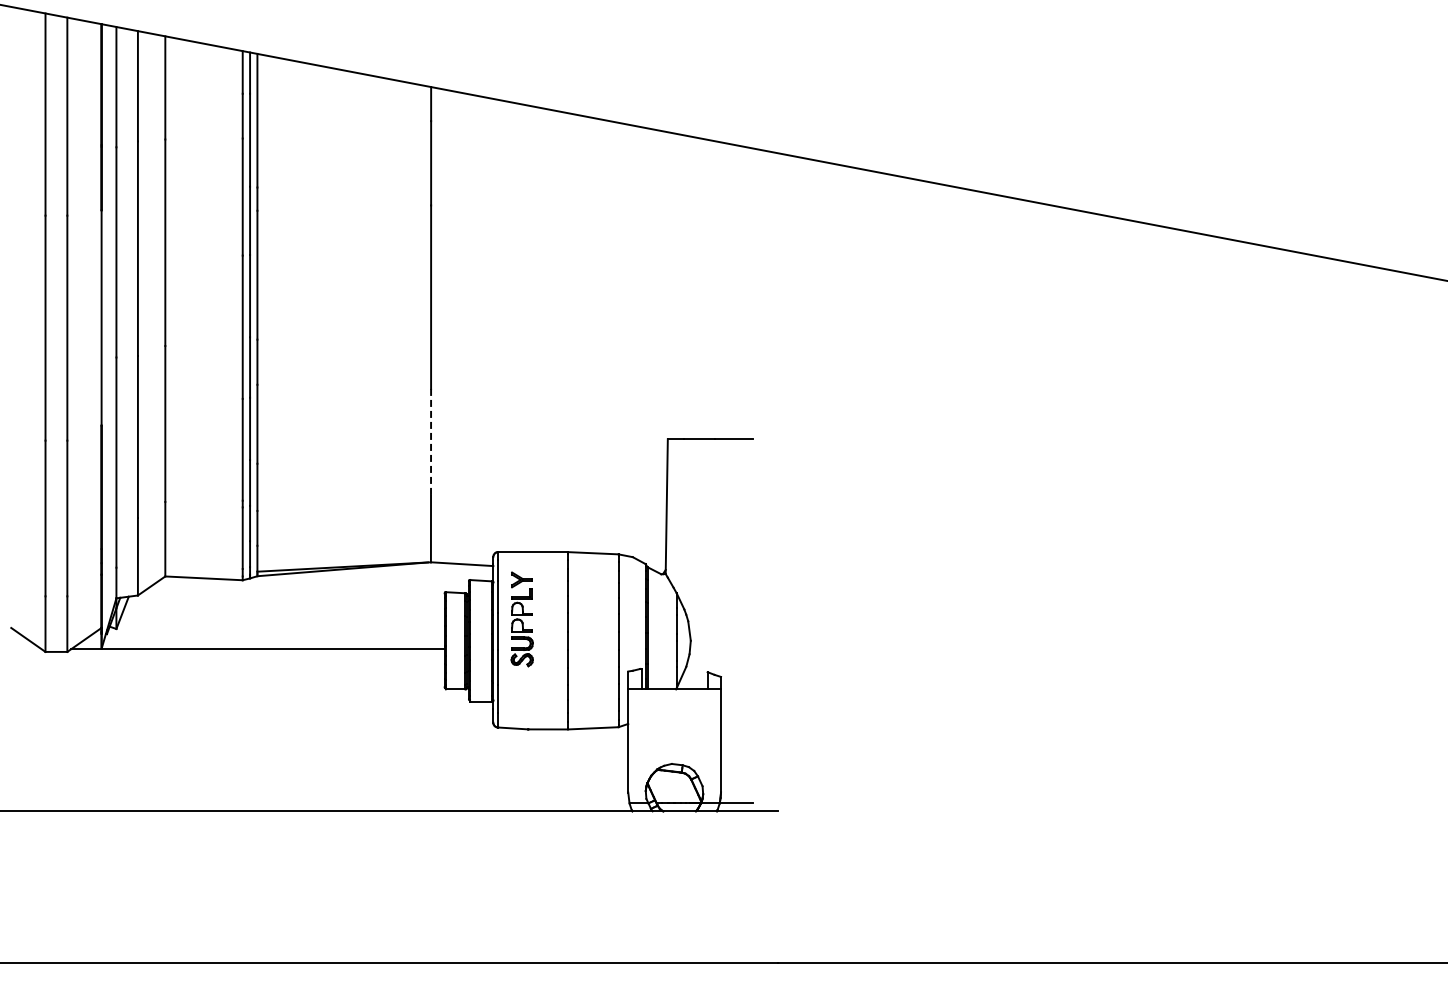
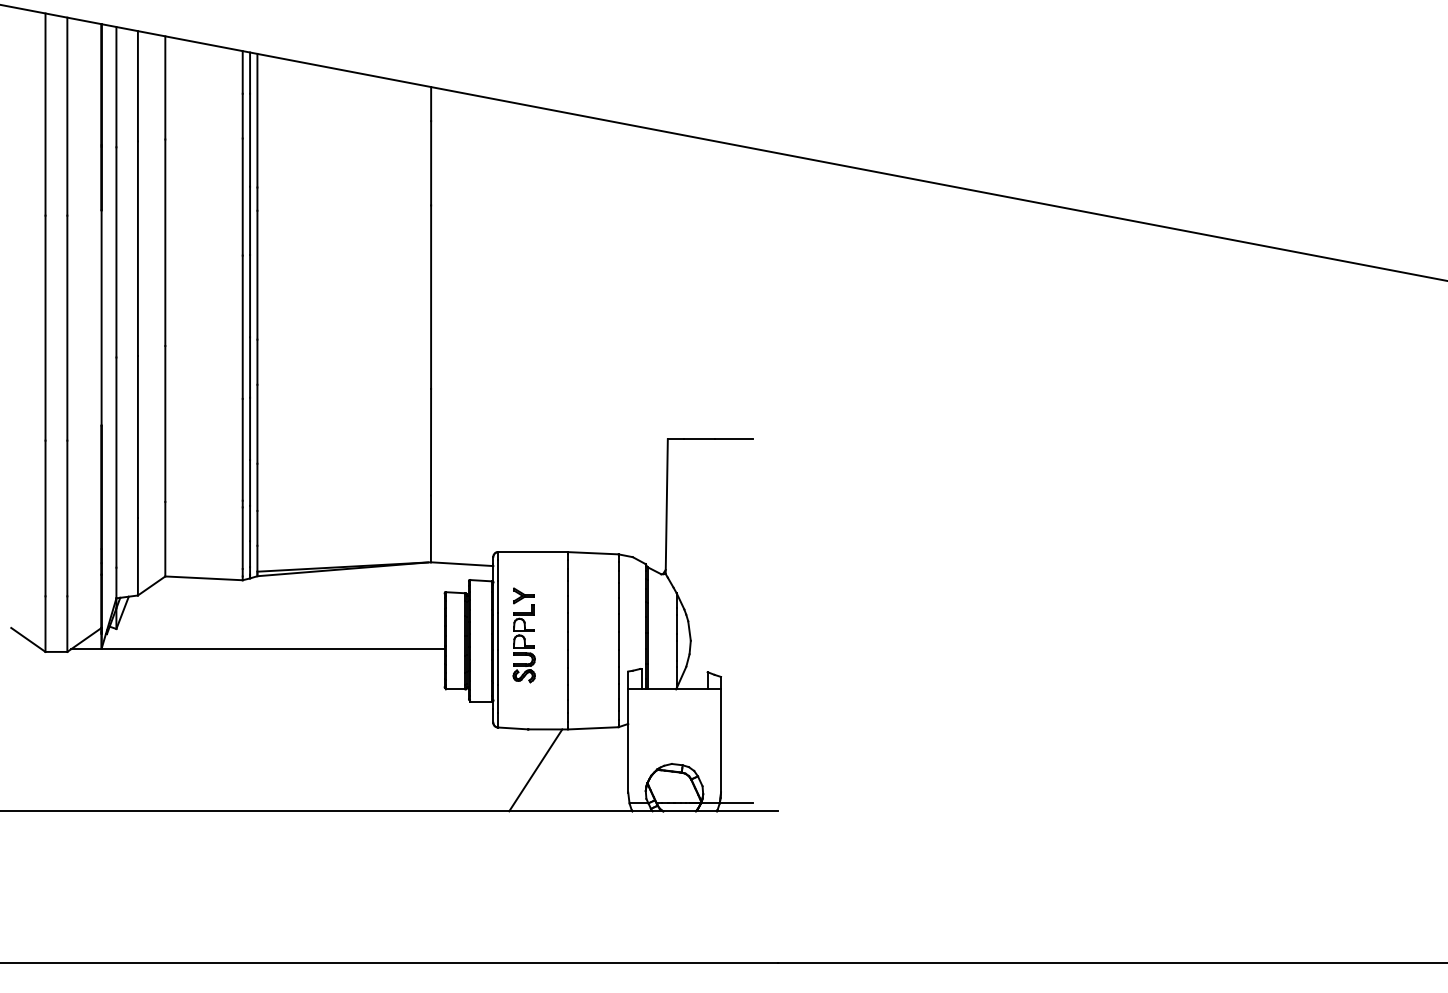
line: dashed -> solid (431, 442)
part position: (521, 619) -> (523, 635) (523, 635)
line: none -> present (535, 770)
